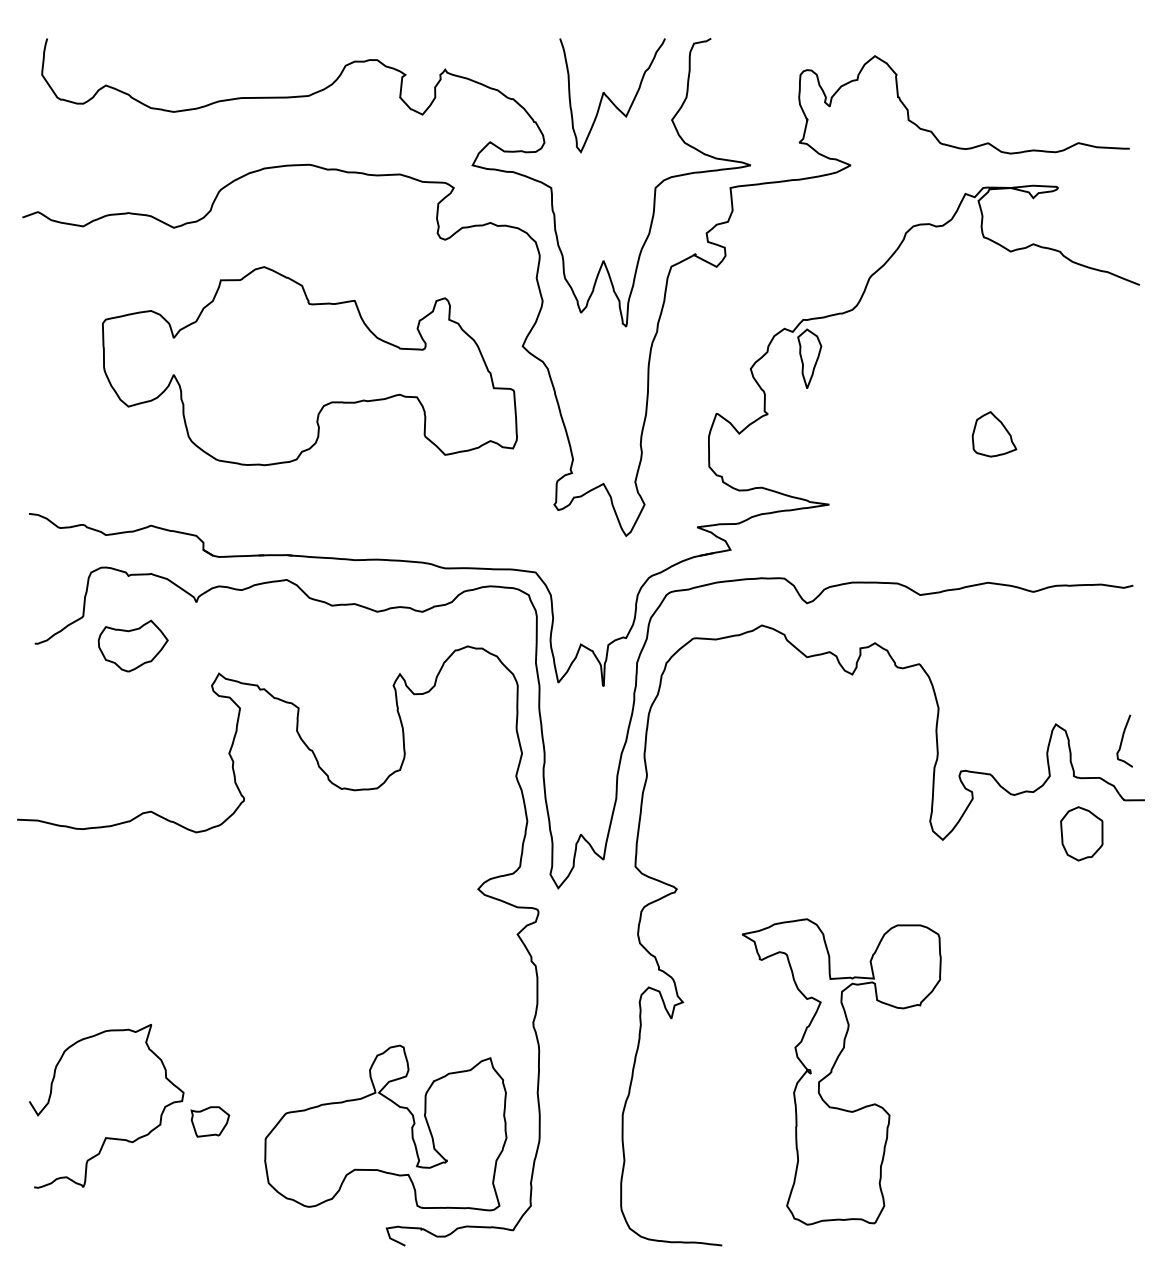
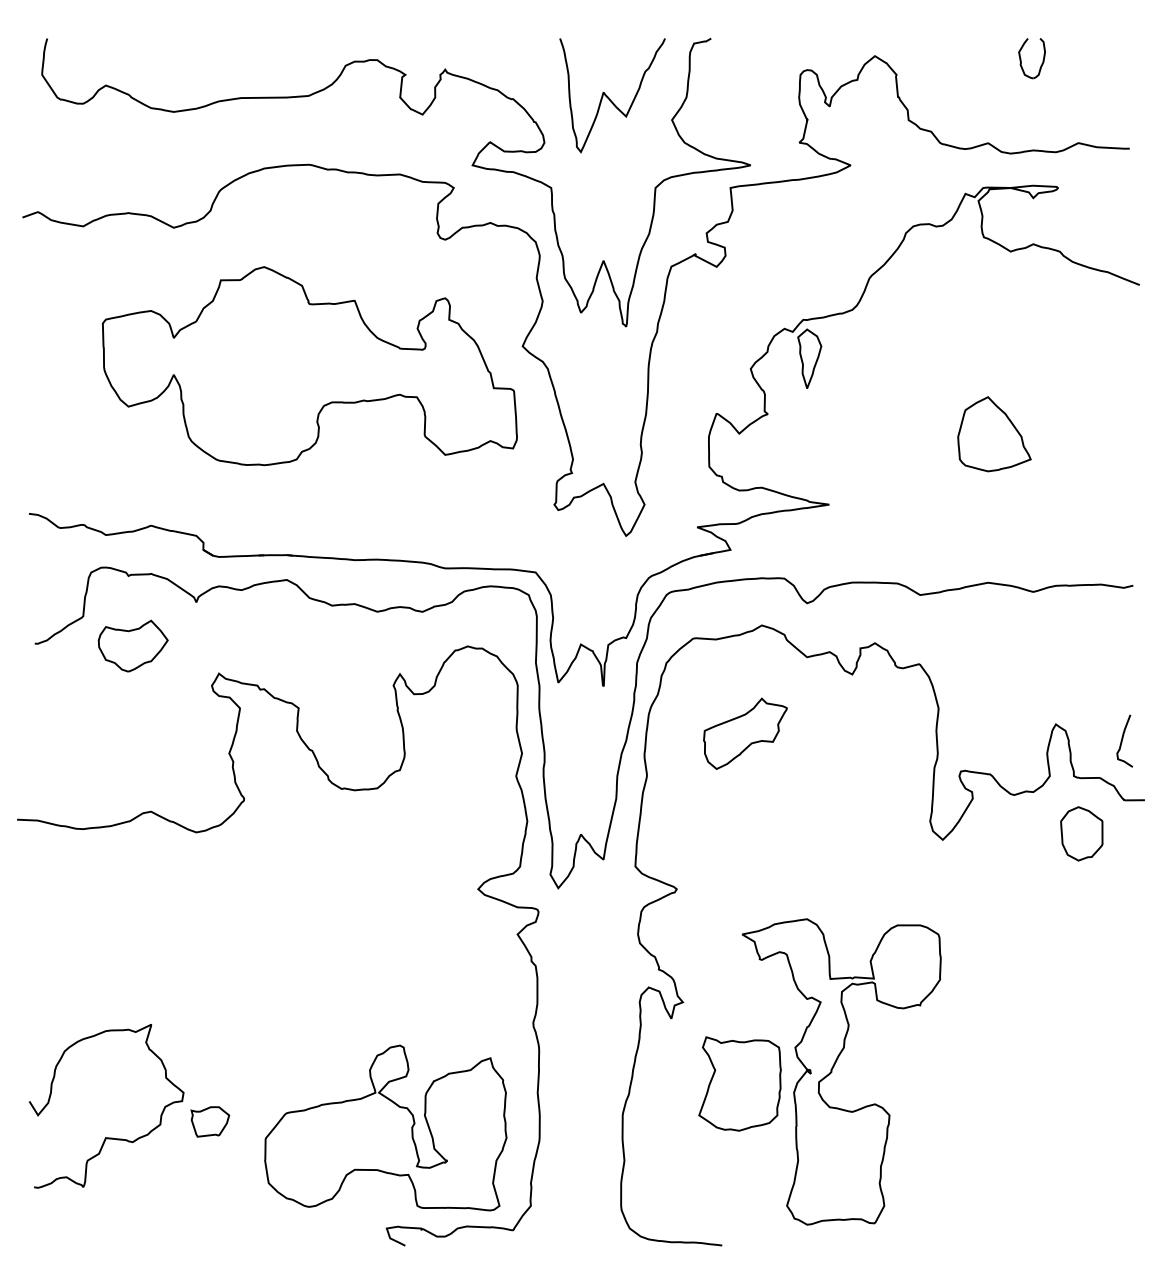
part: none -> present (1021, 58)
part size: 47x47 px -> 75x77 px (994, 434)
part: none -> present (745, 733)
part: none -> present (739, 1083)
